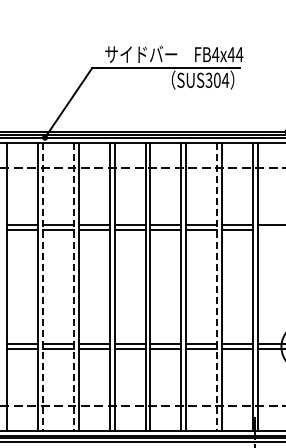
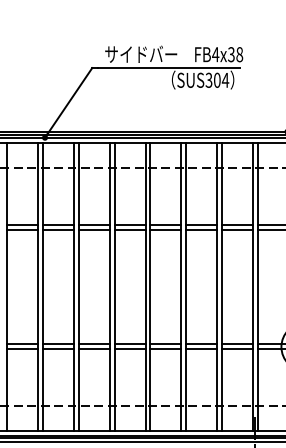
text: FB4x44 -> FB4x38 (235, 54)
line: none -> present (269, 229)
line: dashed -> solid (43, 287)
line: dashed -> solid (74, 287)
line: dashed -> solid (217, 287)
